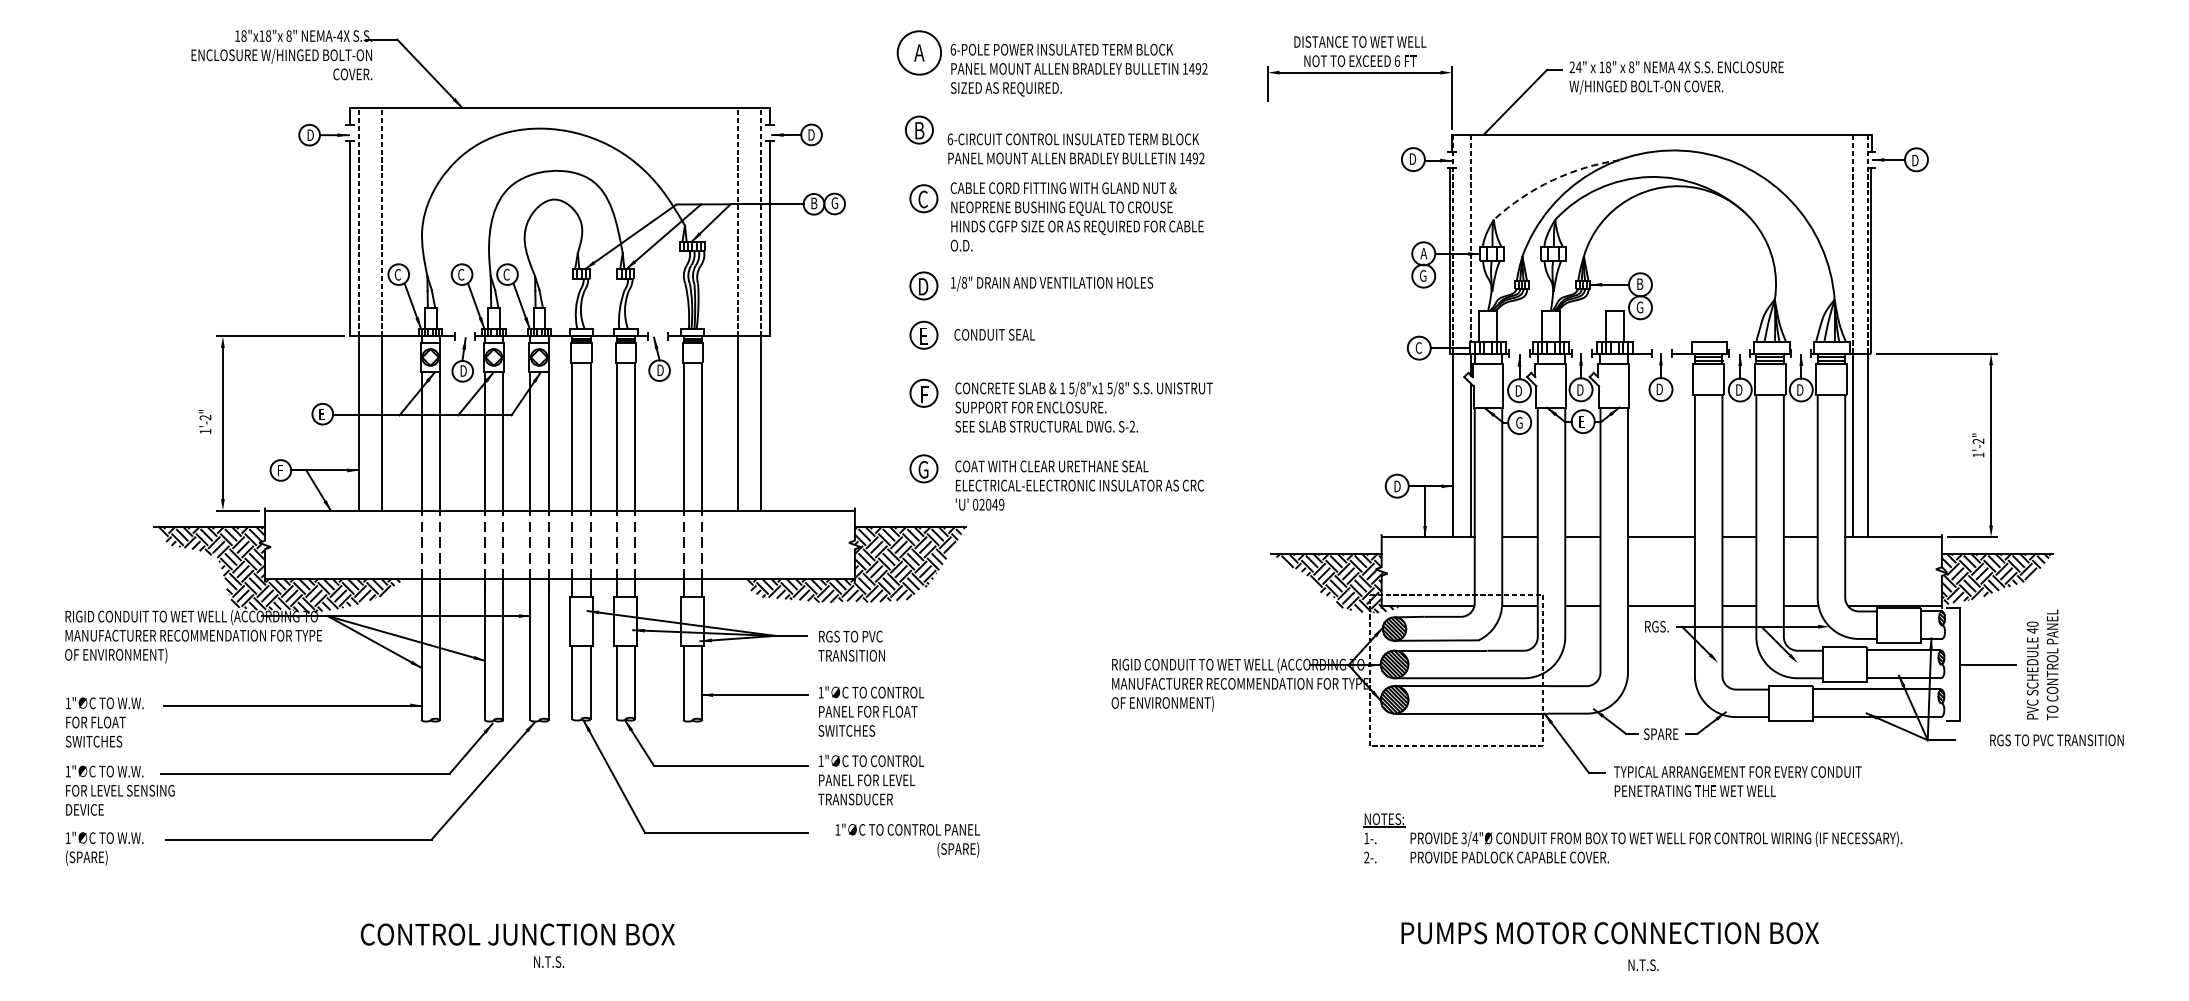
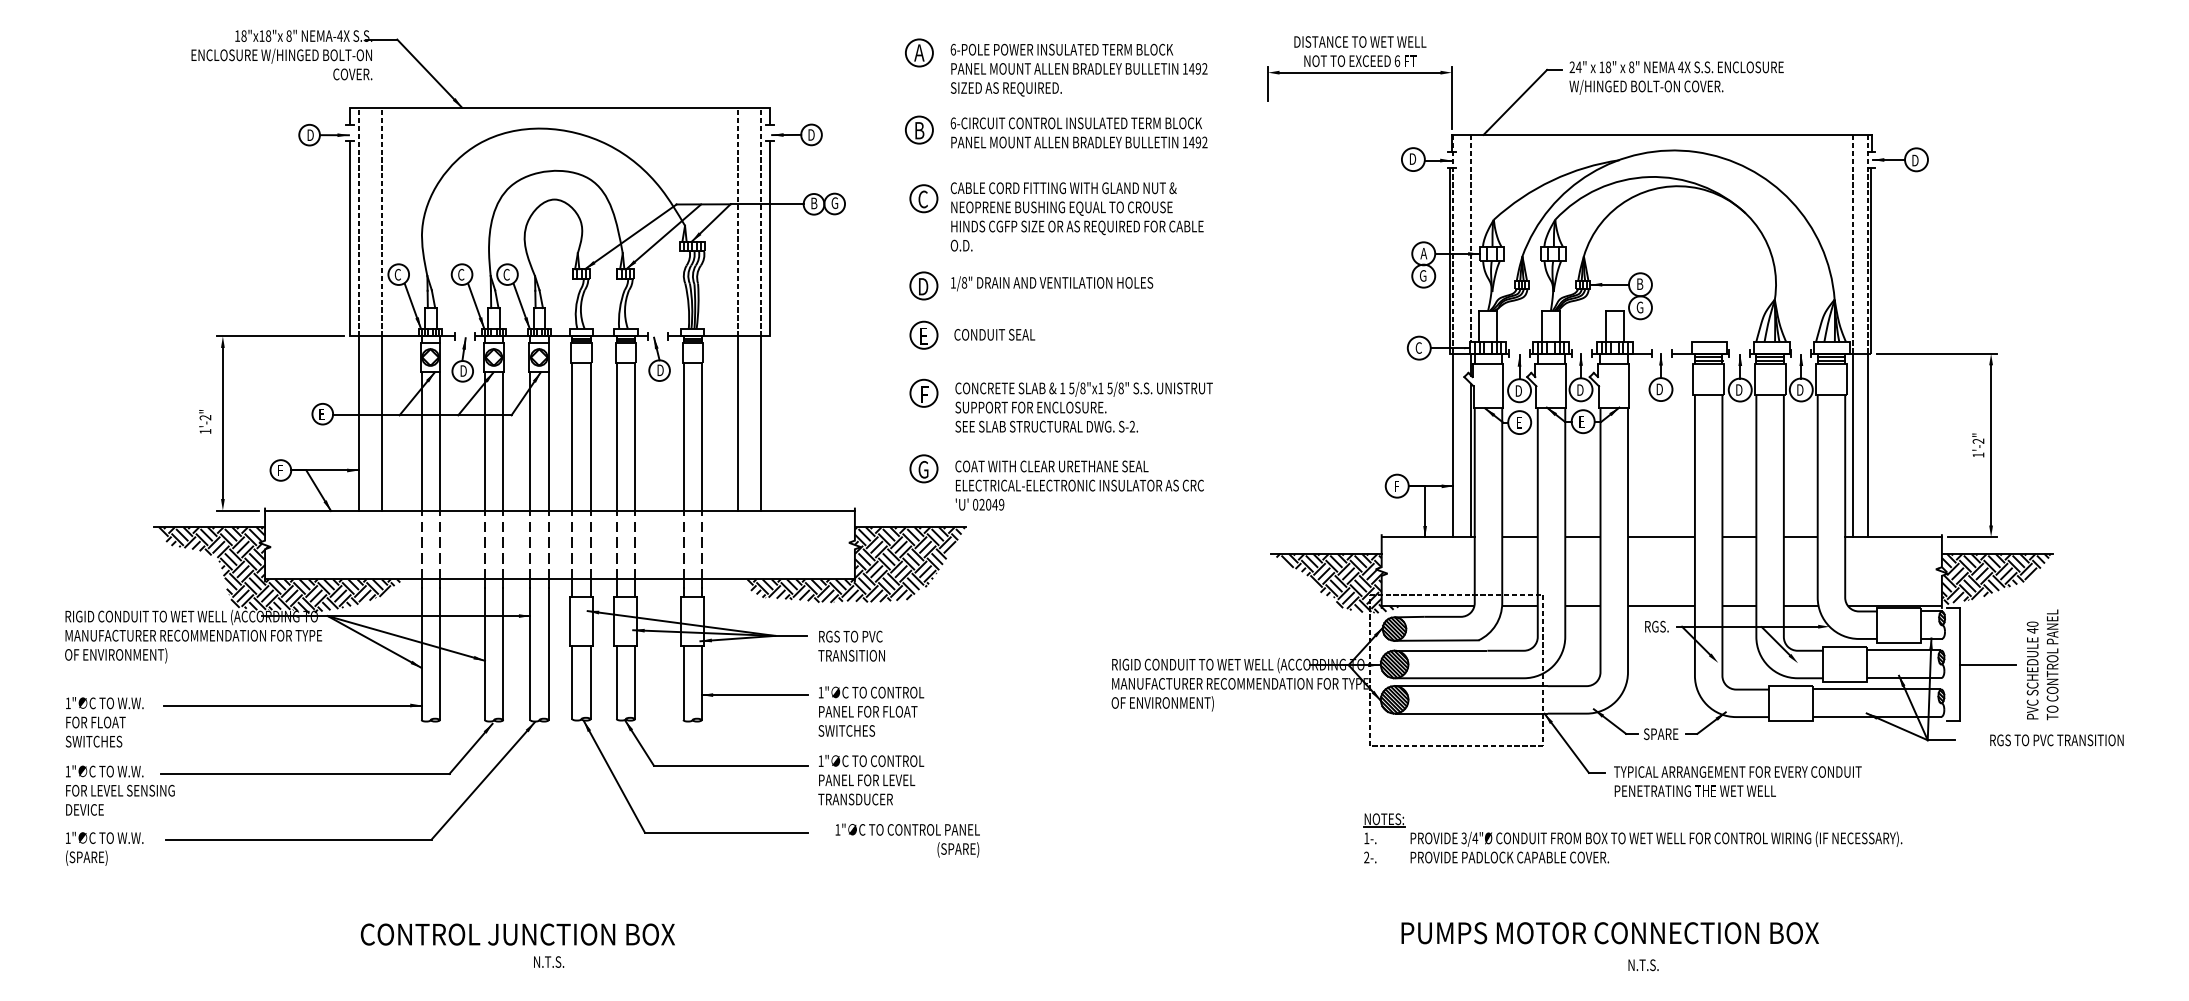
circle diameter: 43 px -> 27 px (918, 52)
text position: (1075, 148) -> (1078, 132) (1078, 132)
arc: dashed -> solid (1552, 180)
text: G -> E (1519, 422)
text: D -> F (1397, 486)
